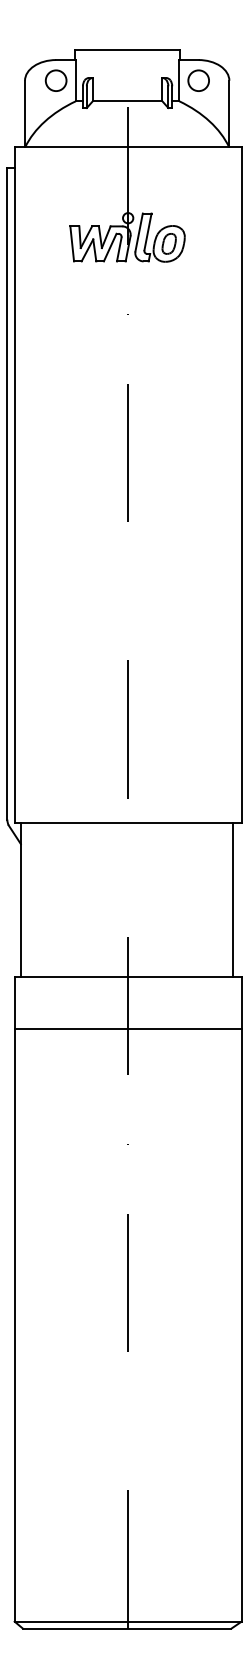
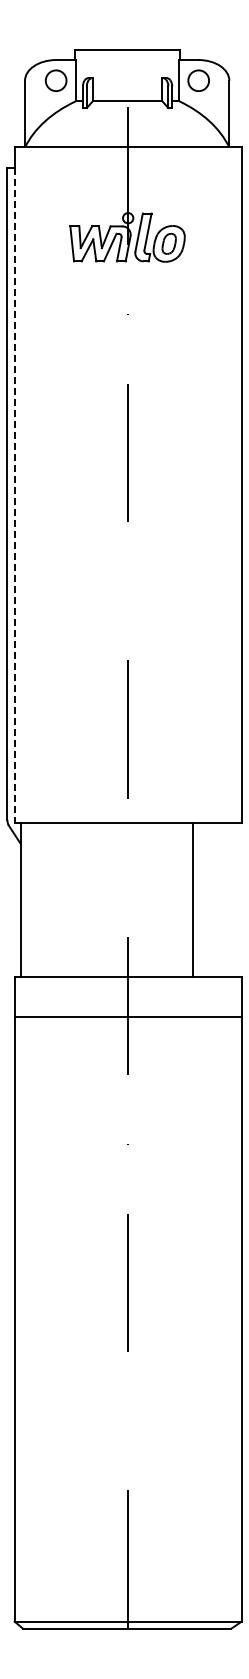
line: solid -> dashed (14, 496)
line position: (233, 900) -> (193, 900) (193, 900)
line position: (127, 1028) -> (127, 1016) (127, 1016)
